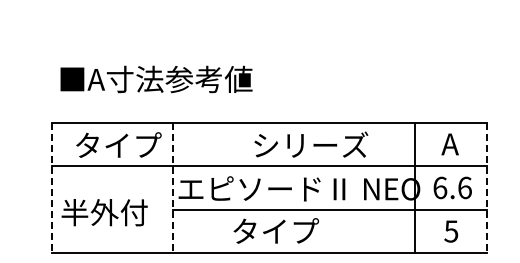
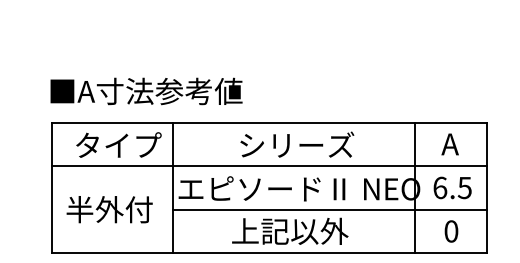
text position: (156, 79) -> (146, 91) (146, 91)
text position: (311, 144) -> (297, 144) (297, 144)
text: 6.6 -> 6.5 (464, 187)
line: dashed -> solid (52, 188)
line: dashed -> solid (173, 188)
line: dashed -> solid (487, 188)
text position: (104, 212) -> (109, 209) (109, 209)
text: タイプ -> 上記以外 (290, 230)
text: 5 -> 0 (451, 231)
